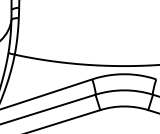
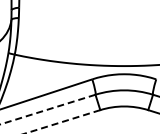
line: solid -> dashed (47, 109)
line: solid -> dashed (62, 122)
